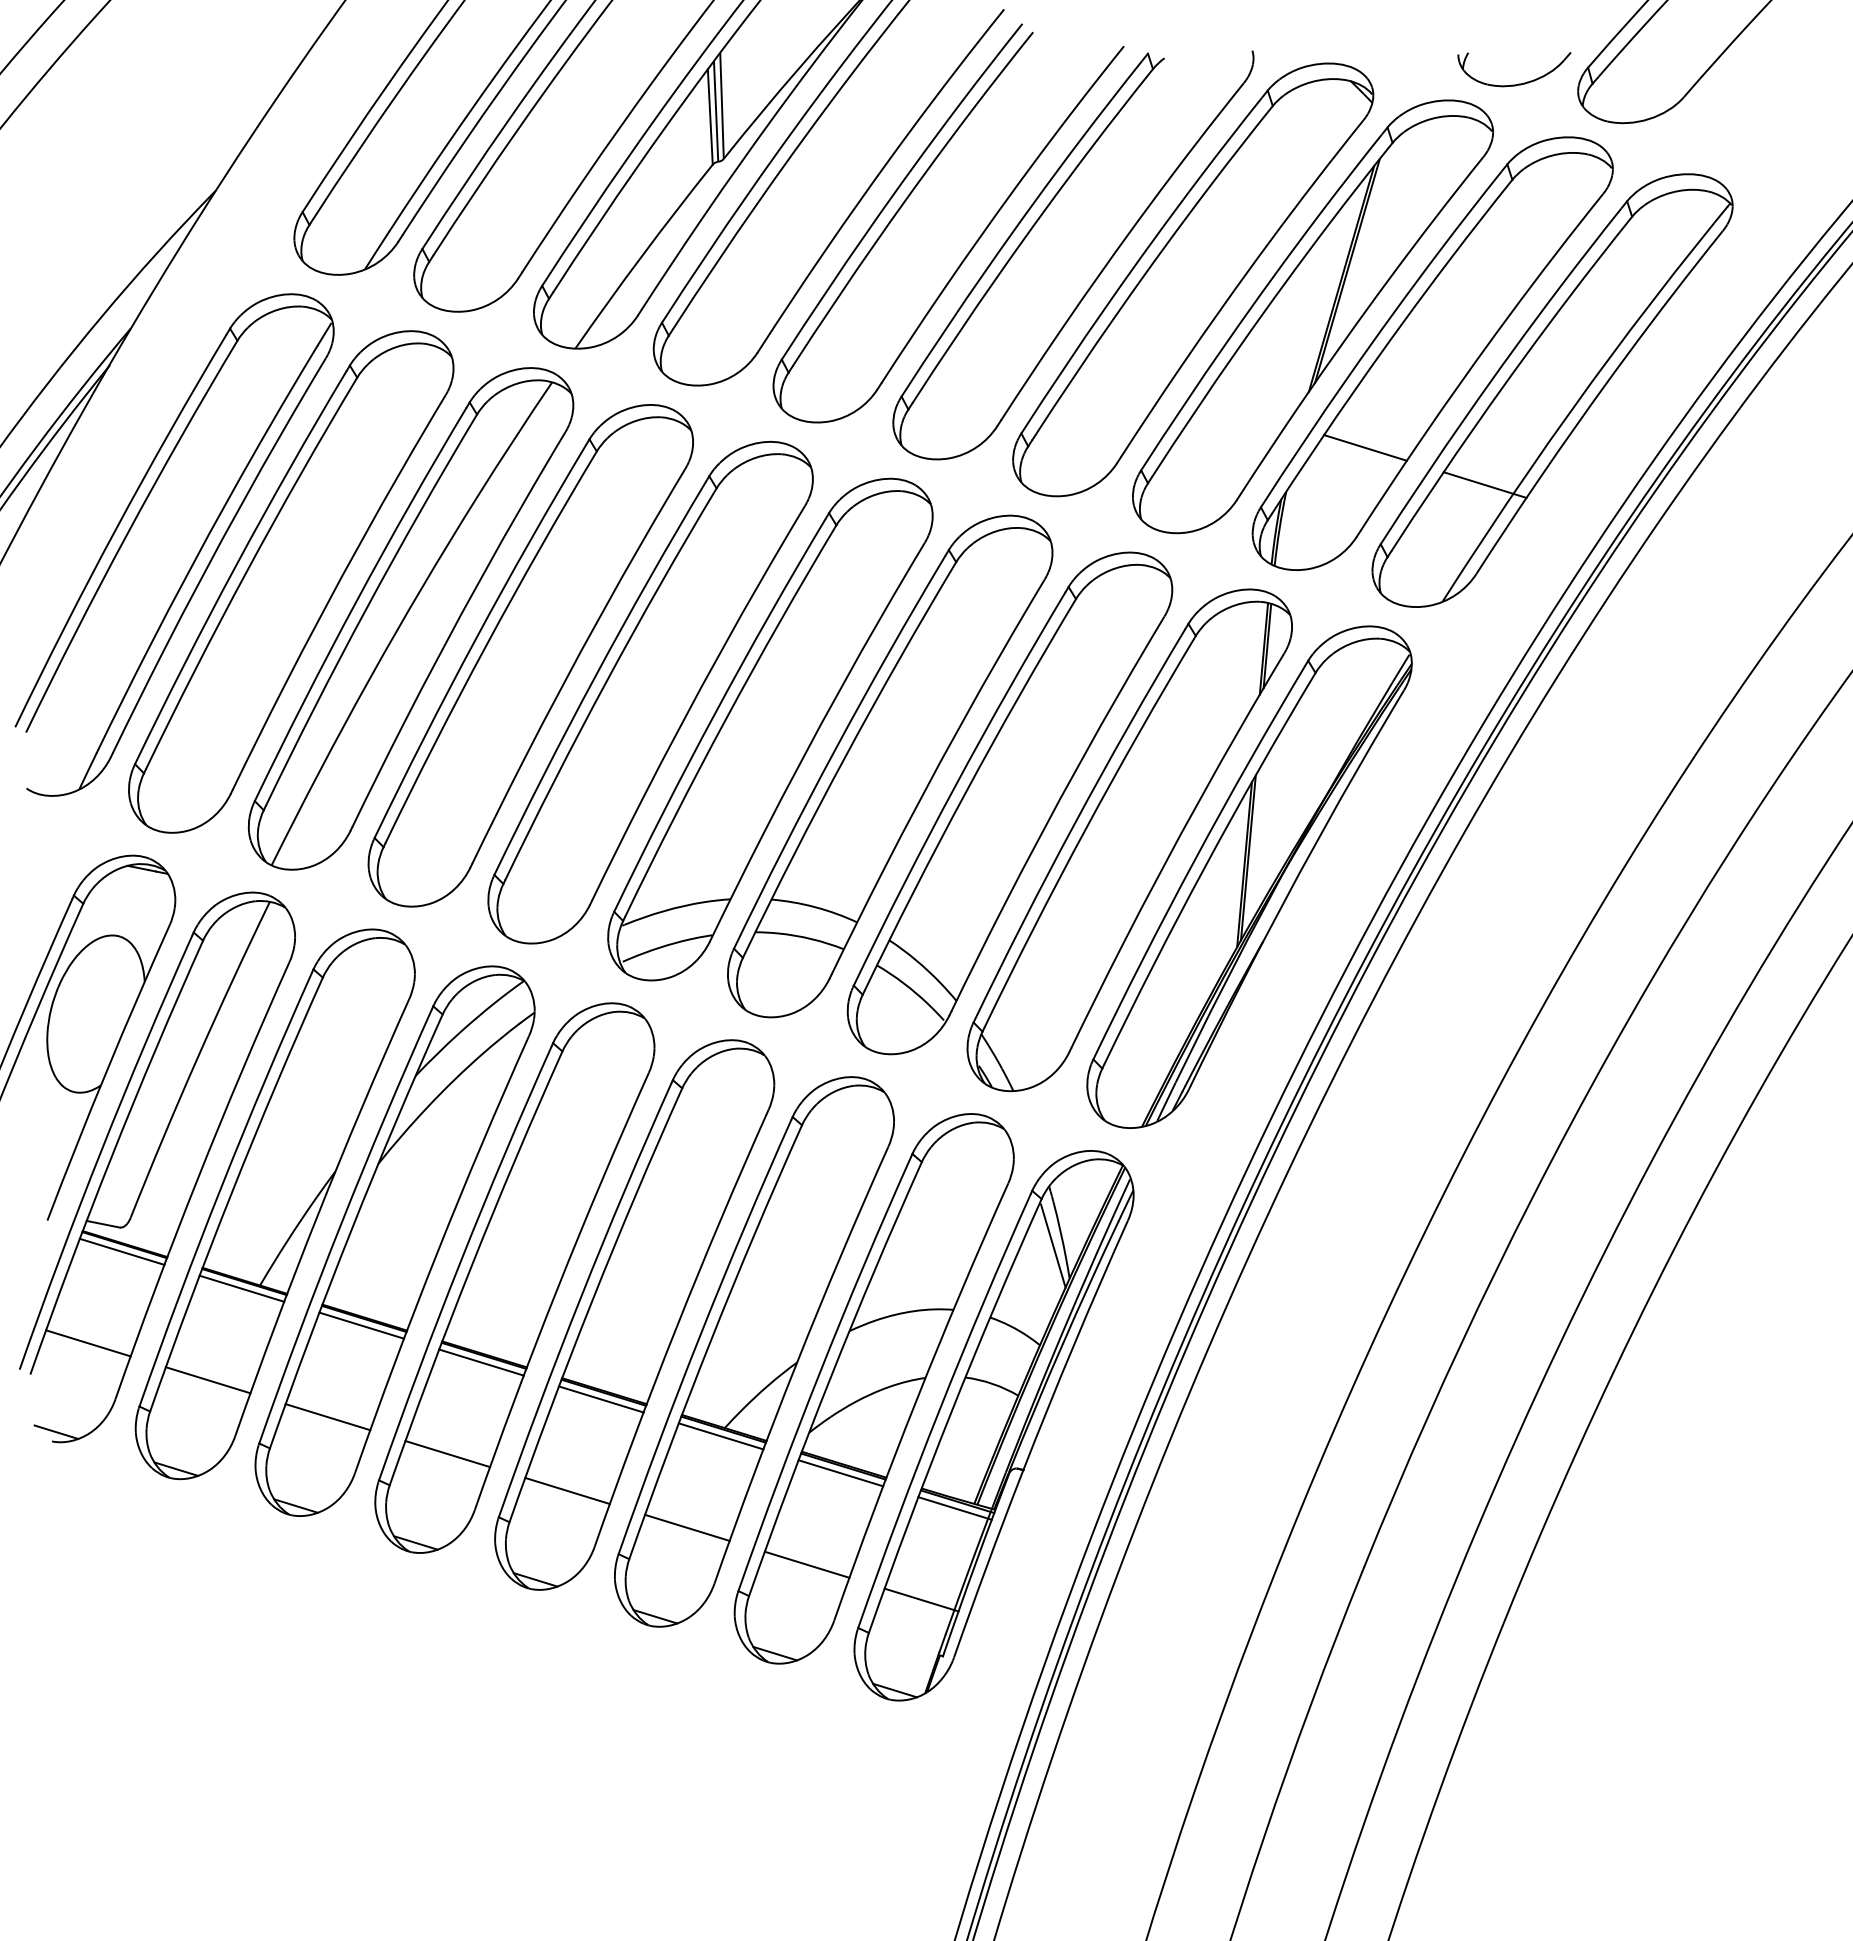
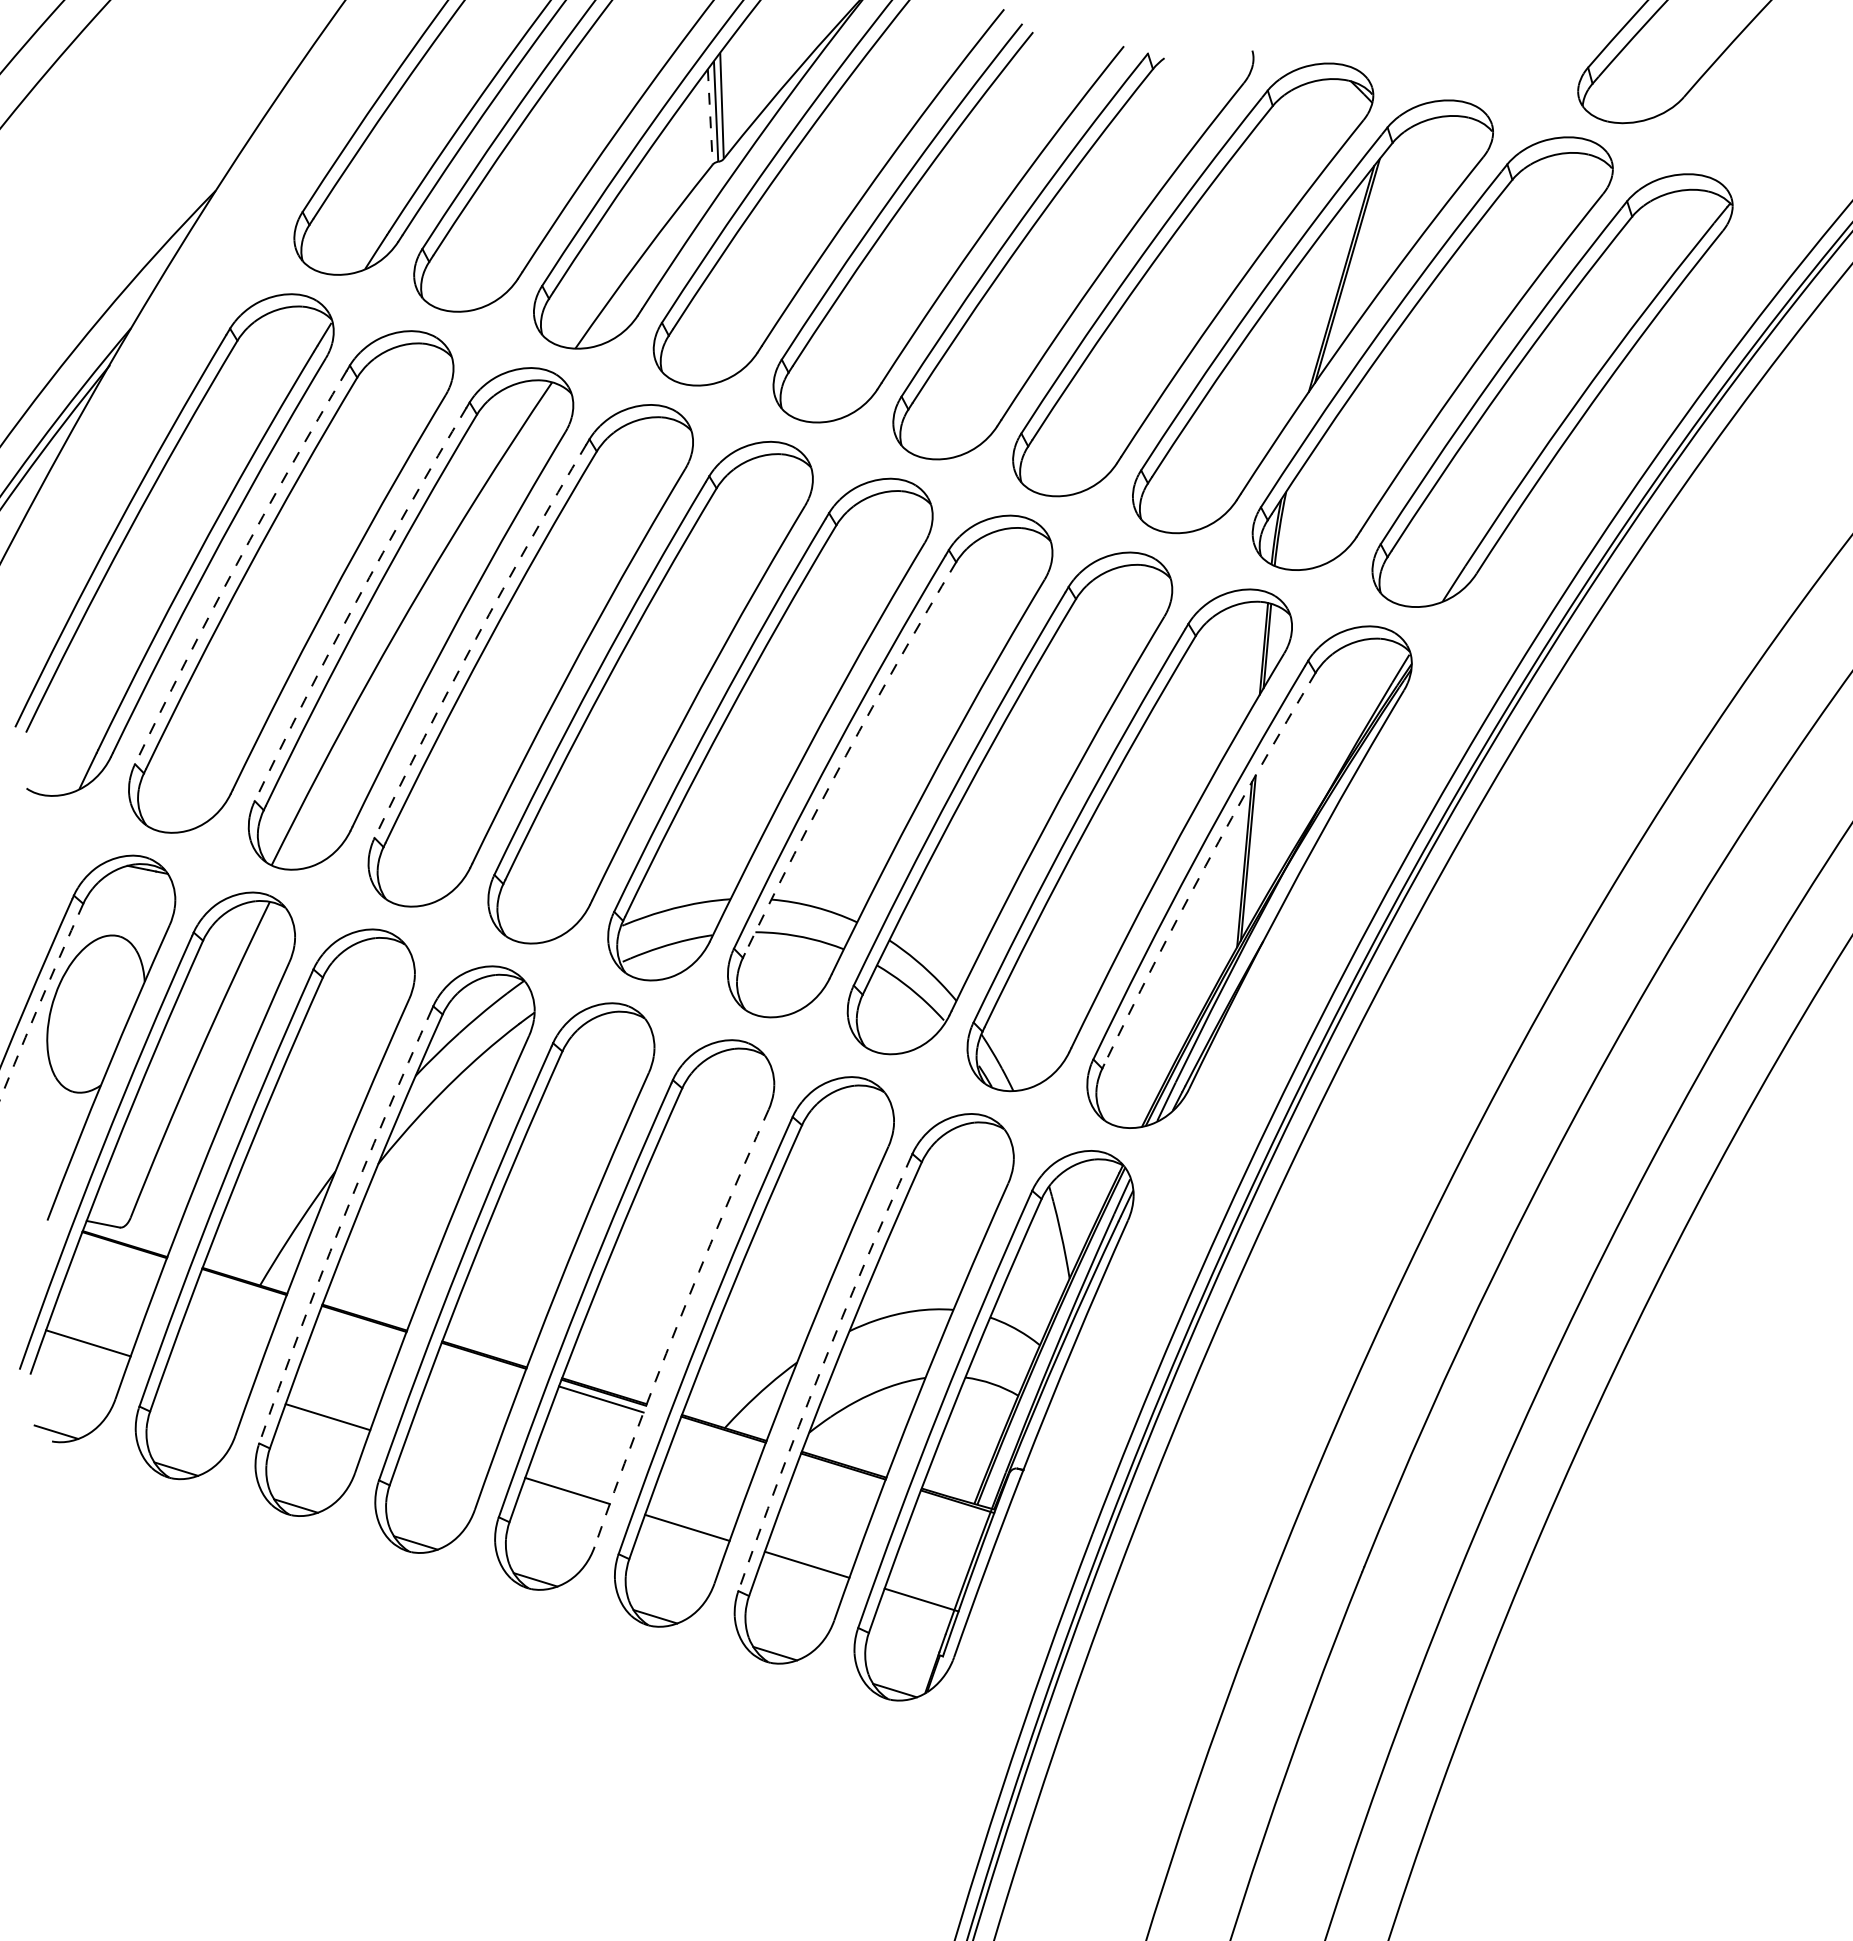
part: present -> none (1518, 83)
line: solid -> dashed (710, 116)
line: present -> none (1365, 447)
line: present -> none (1484, 484)
arc: solid -> dashed (236, 564)
arc: solid -> dashed (356, 601)
arc: solid -> dashed (476, 638)
arc: solid -> dashed (846, 755)
arc: solid -> dashed (1205, 866)
arc: solid -> dashed (40, 1001)
arc: solid -> dashed (341, 1224)
line: present -> none (1053, 1245)
line: present -> none (121, 1251)
line: present -> none (241, 1288)
line: present -> none (361, 1325)
arc: solid -> dashed (677, 1326)
line: present -> none (481, 1362)
arc: solid -> dashed (820, 1372)
line: present -> none (207, 1380)
line: present -> none (720, 1436)
line: present -> none (447, 1454)
line: present -> none (840, 1473)
line: present -> none (954, 1508)
